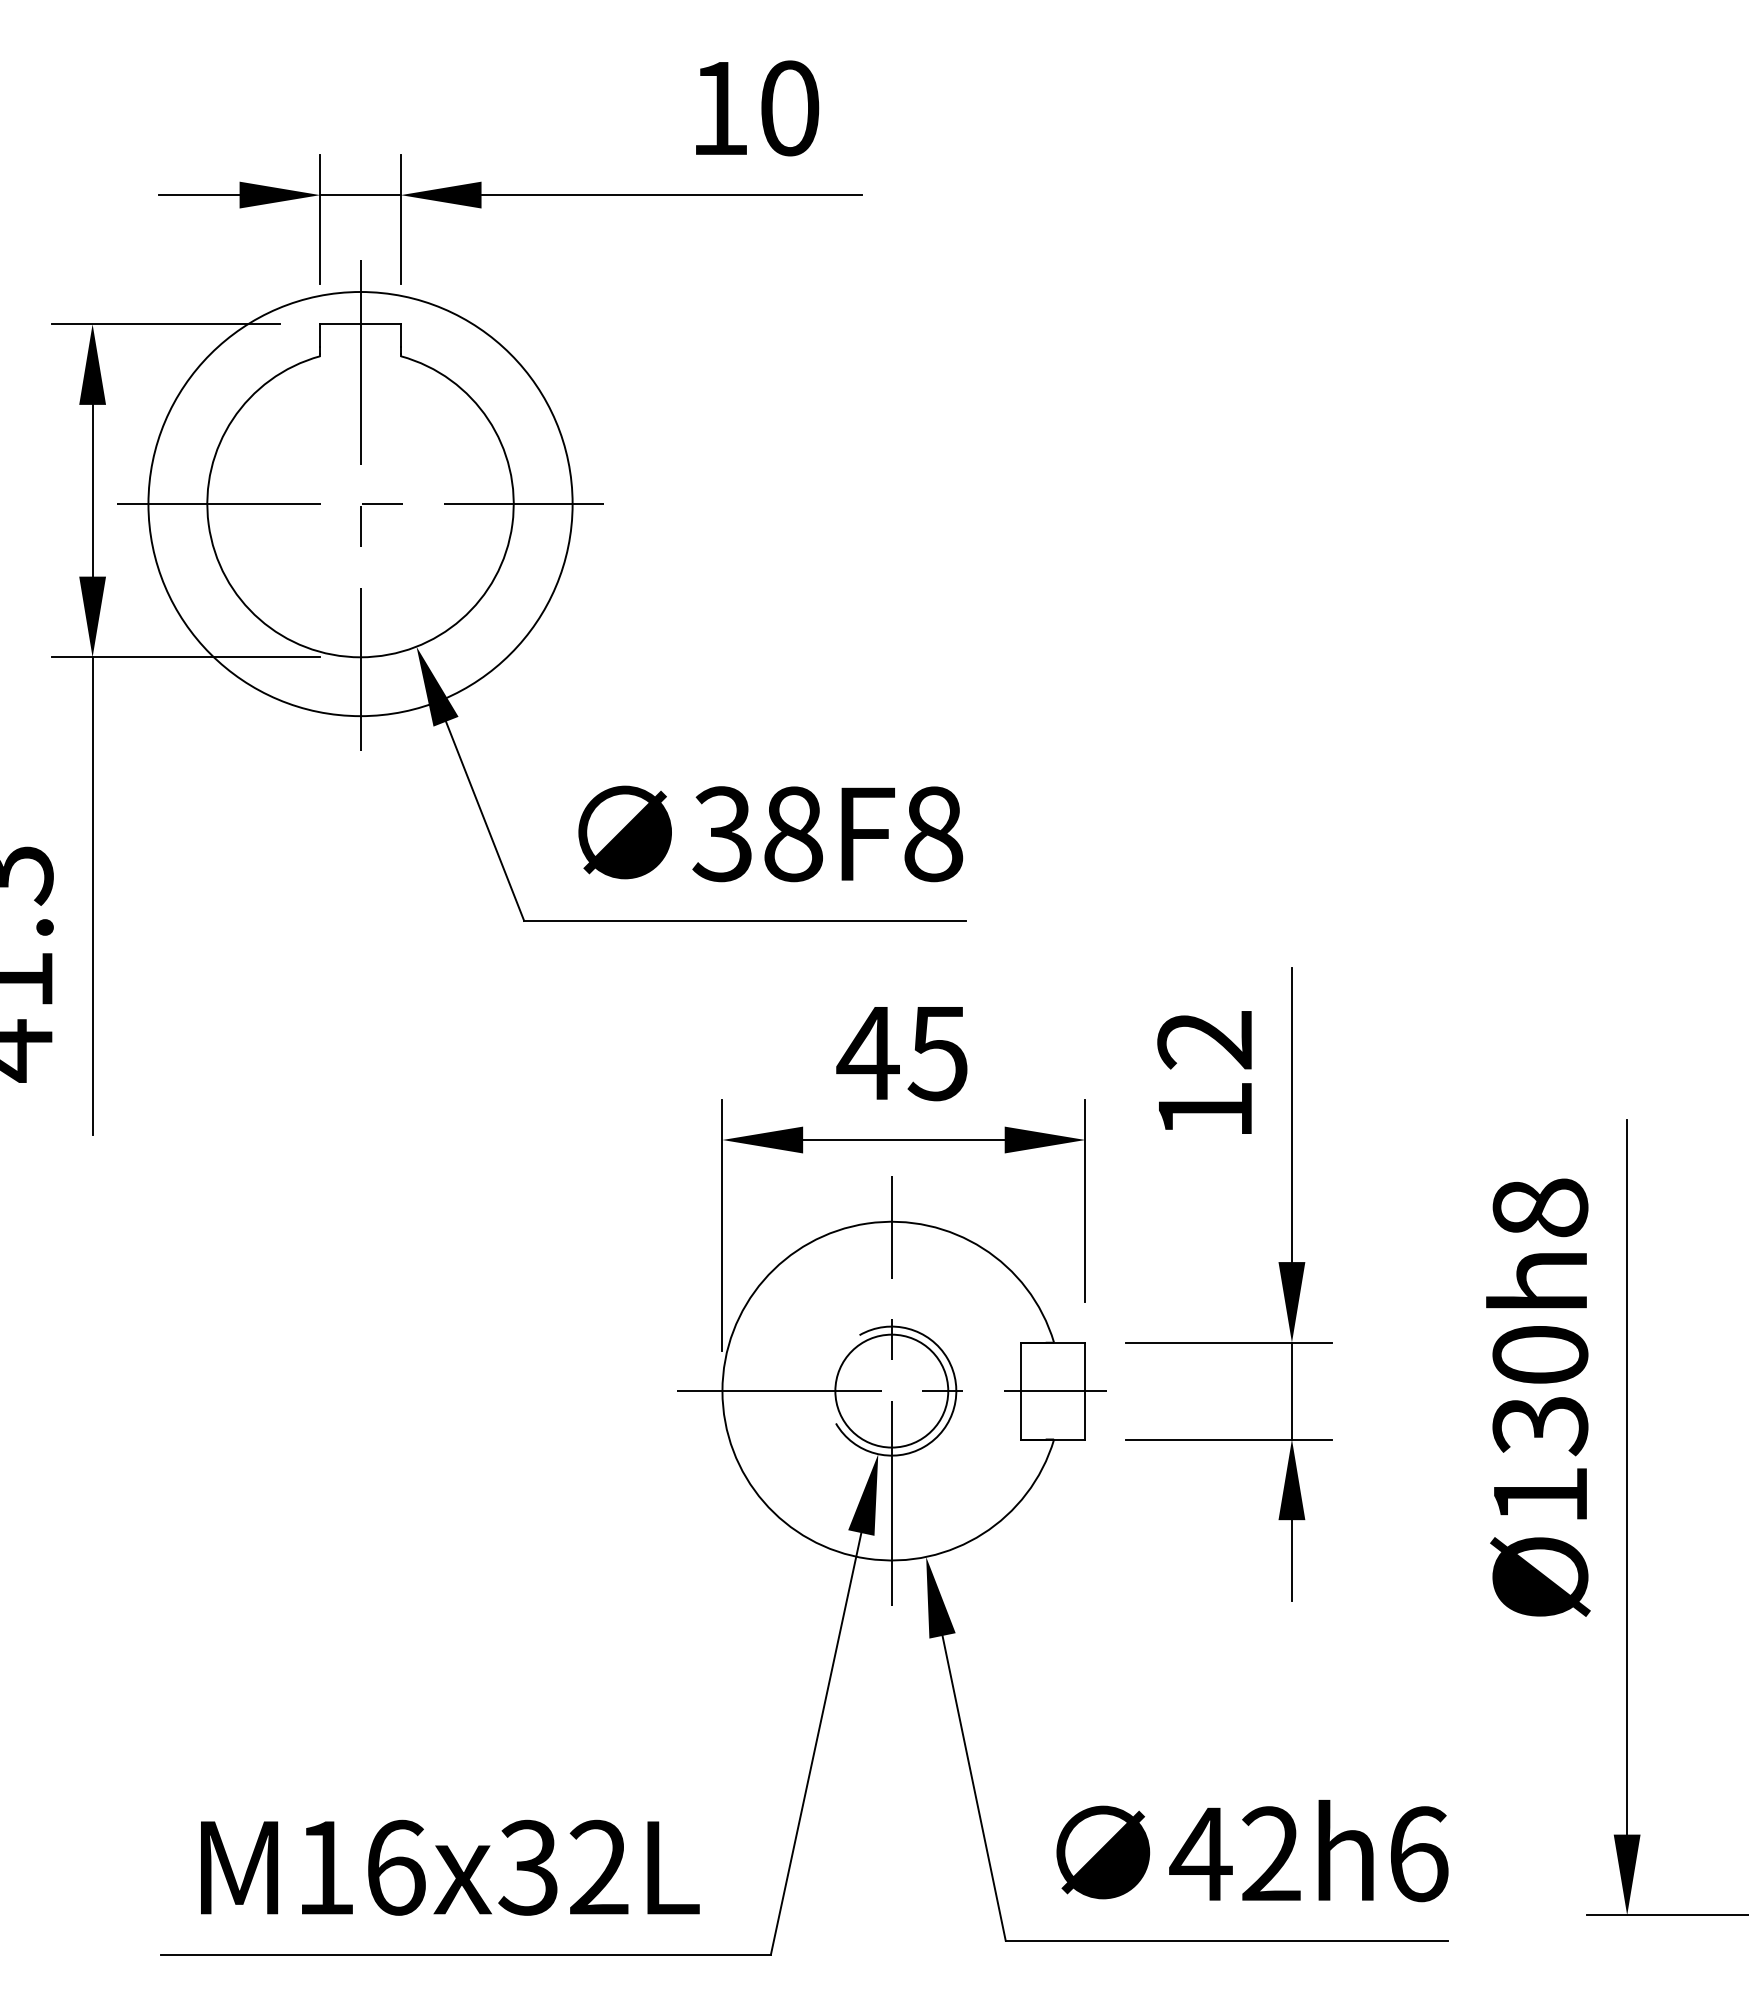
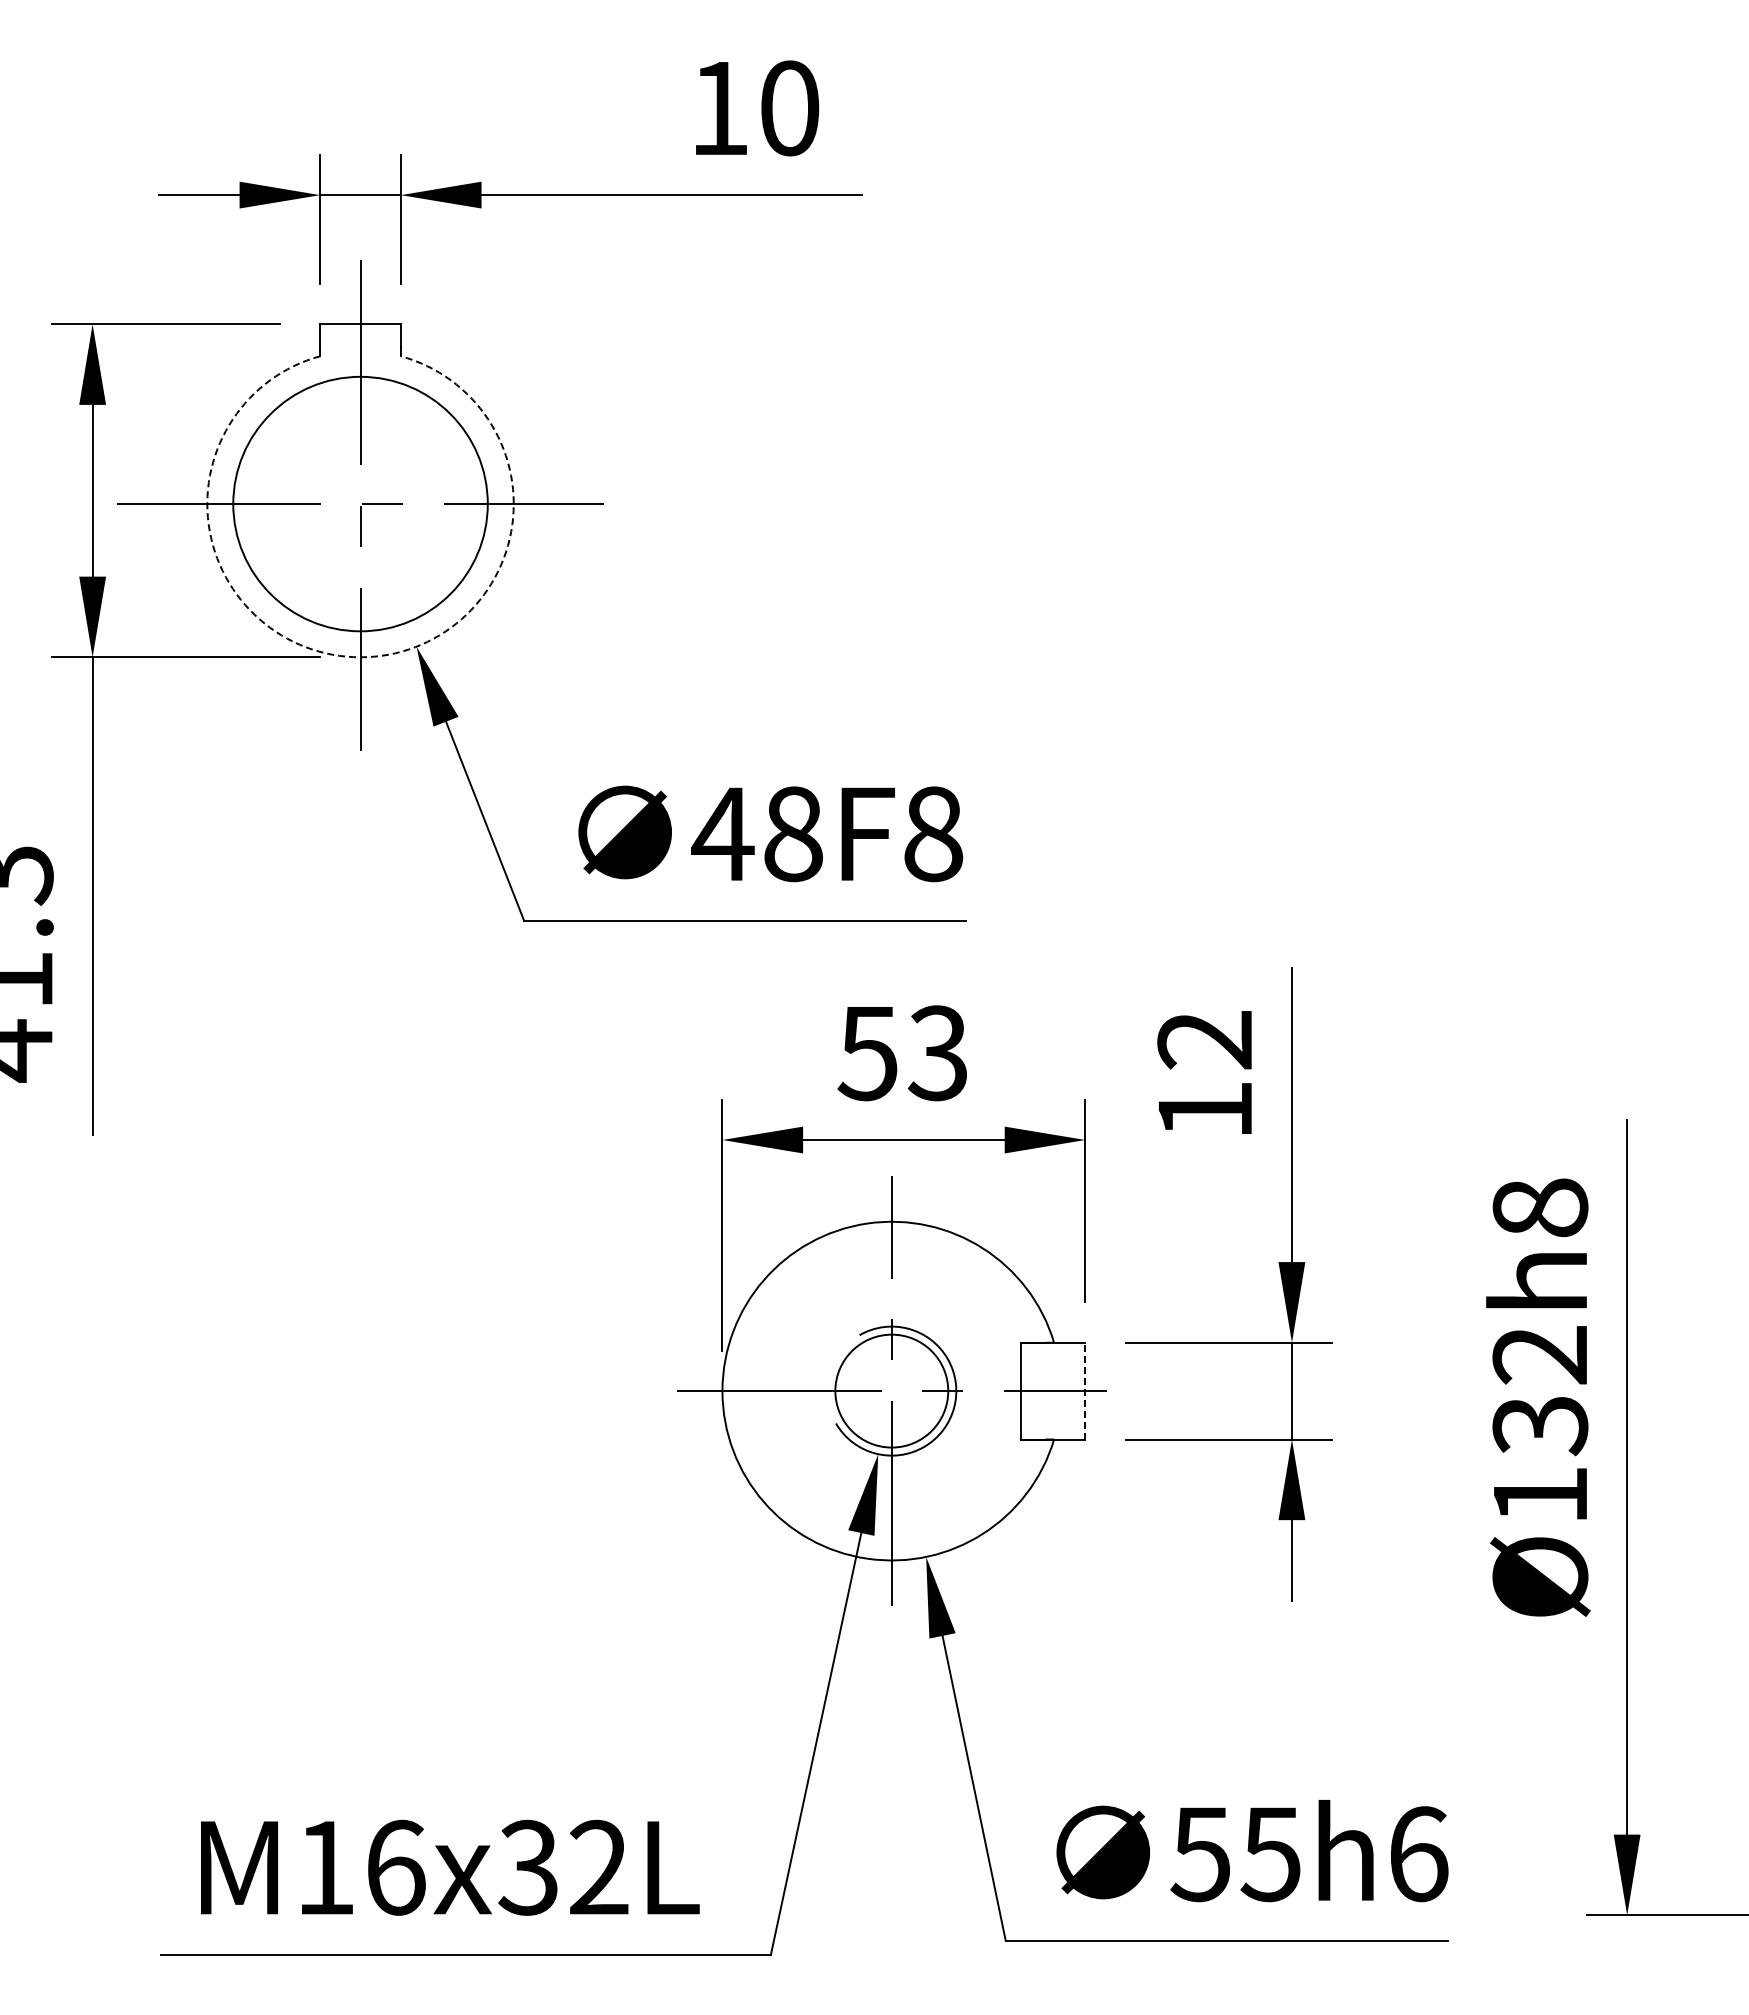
circle diameter: 424 px -> 254 px (360, 503)
arc: solid -> dashed (360, 657)
text: 38F8 -> 48F8 (722, 834)
text: 45 -> 53 (901, 1053)
text: Ø130h8 -> Ø132h8 (1540, 1355)
line: solid -> dashed (1085, 1390)
text: 42h6 -> 55h6 (1234, 1854)
